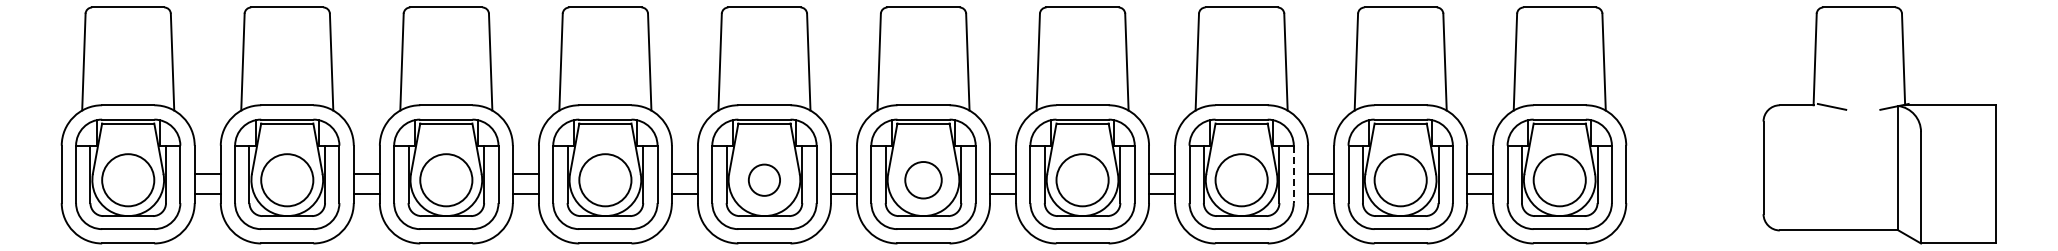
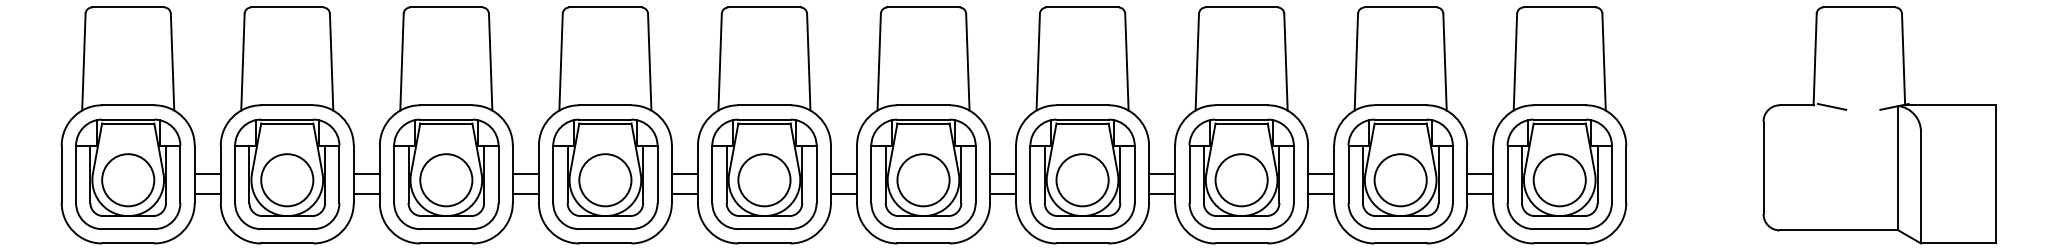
line: dashed -> solid (1293, 174)
circle diameter: 31 px -> 52 px (764, 180)
circle diameter: 37 px -> 52 px (923, 180)
